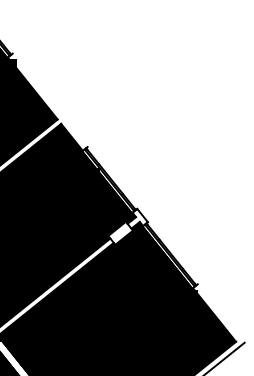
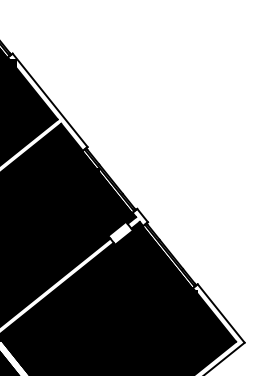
line: none -> present (49, 100)
line: none -> present (220, 313)
